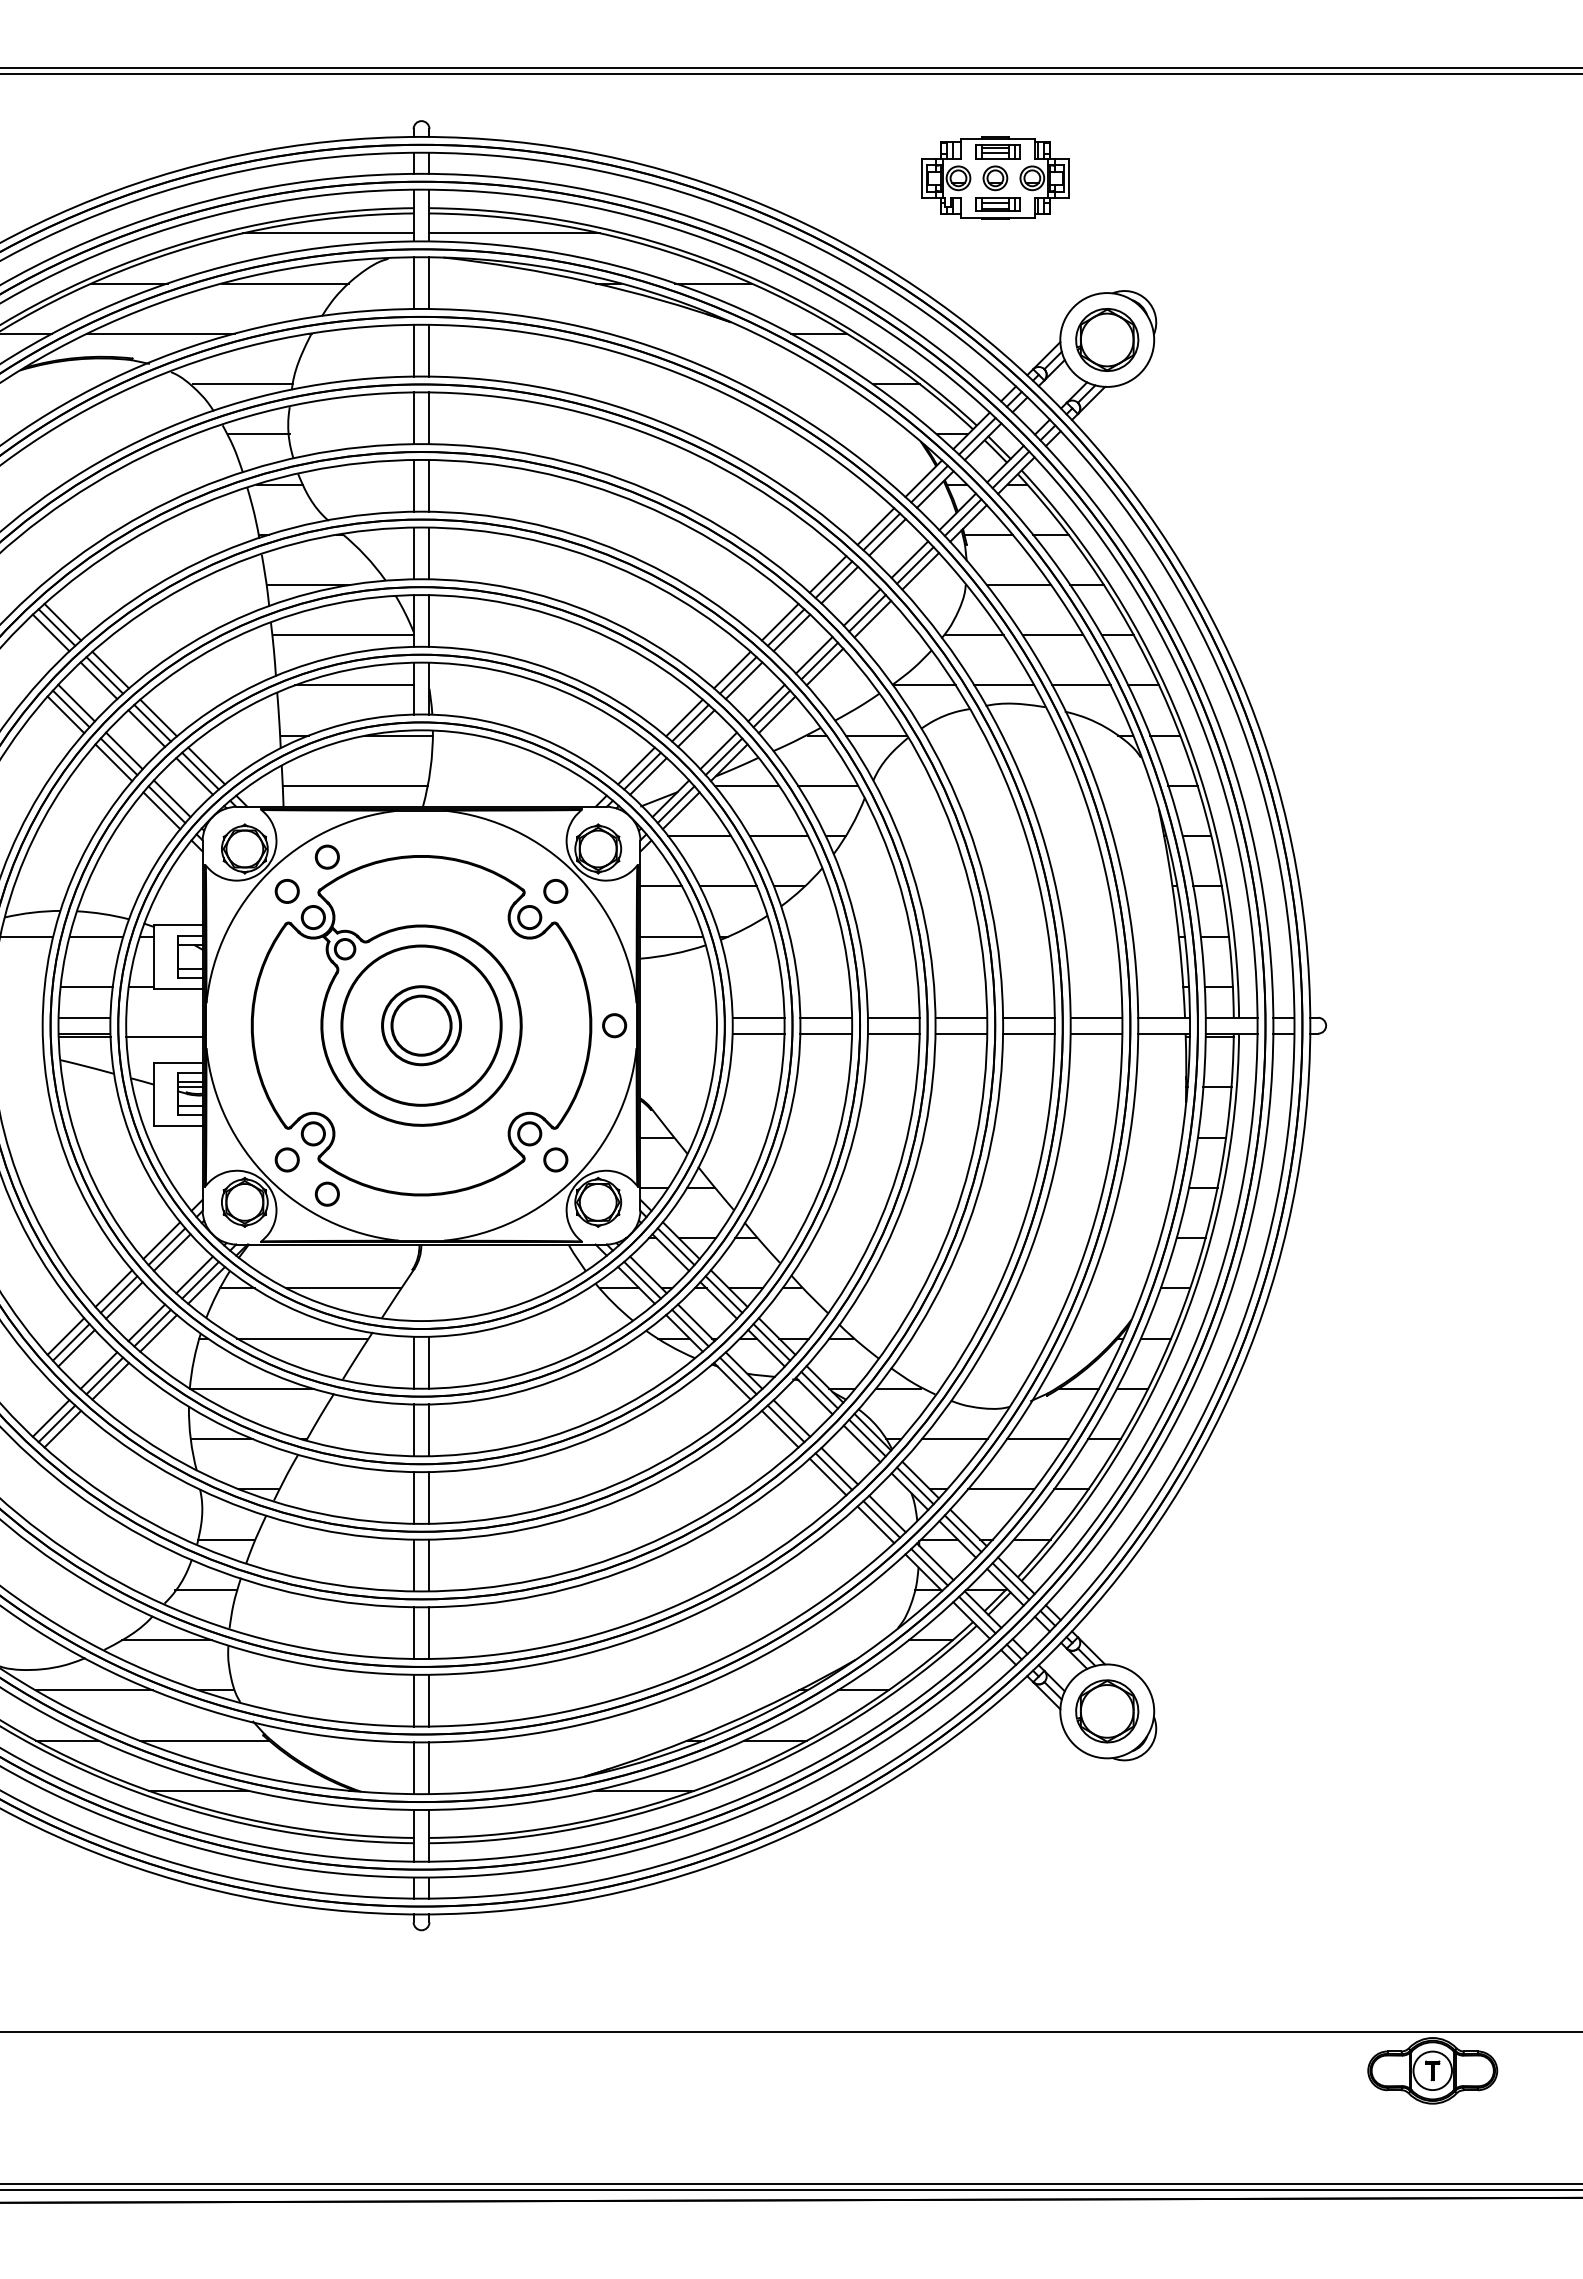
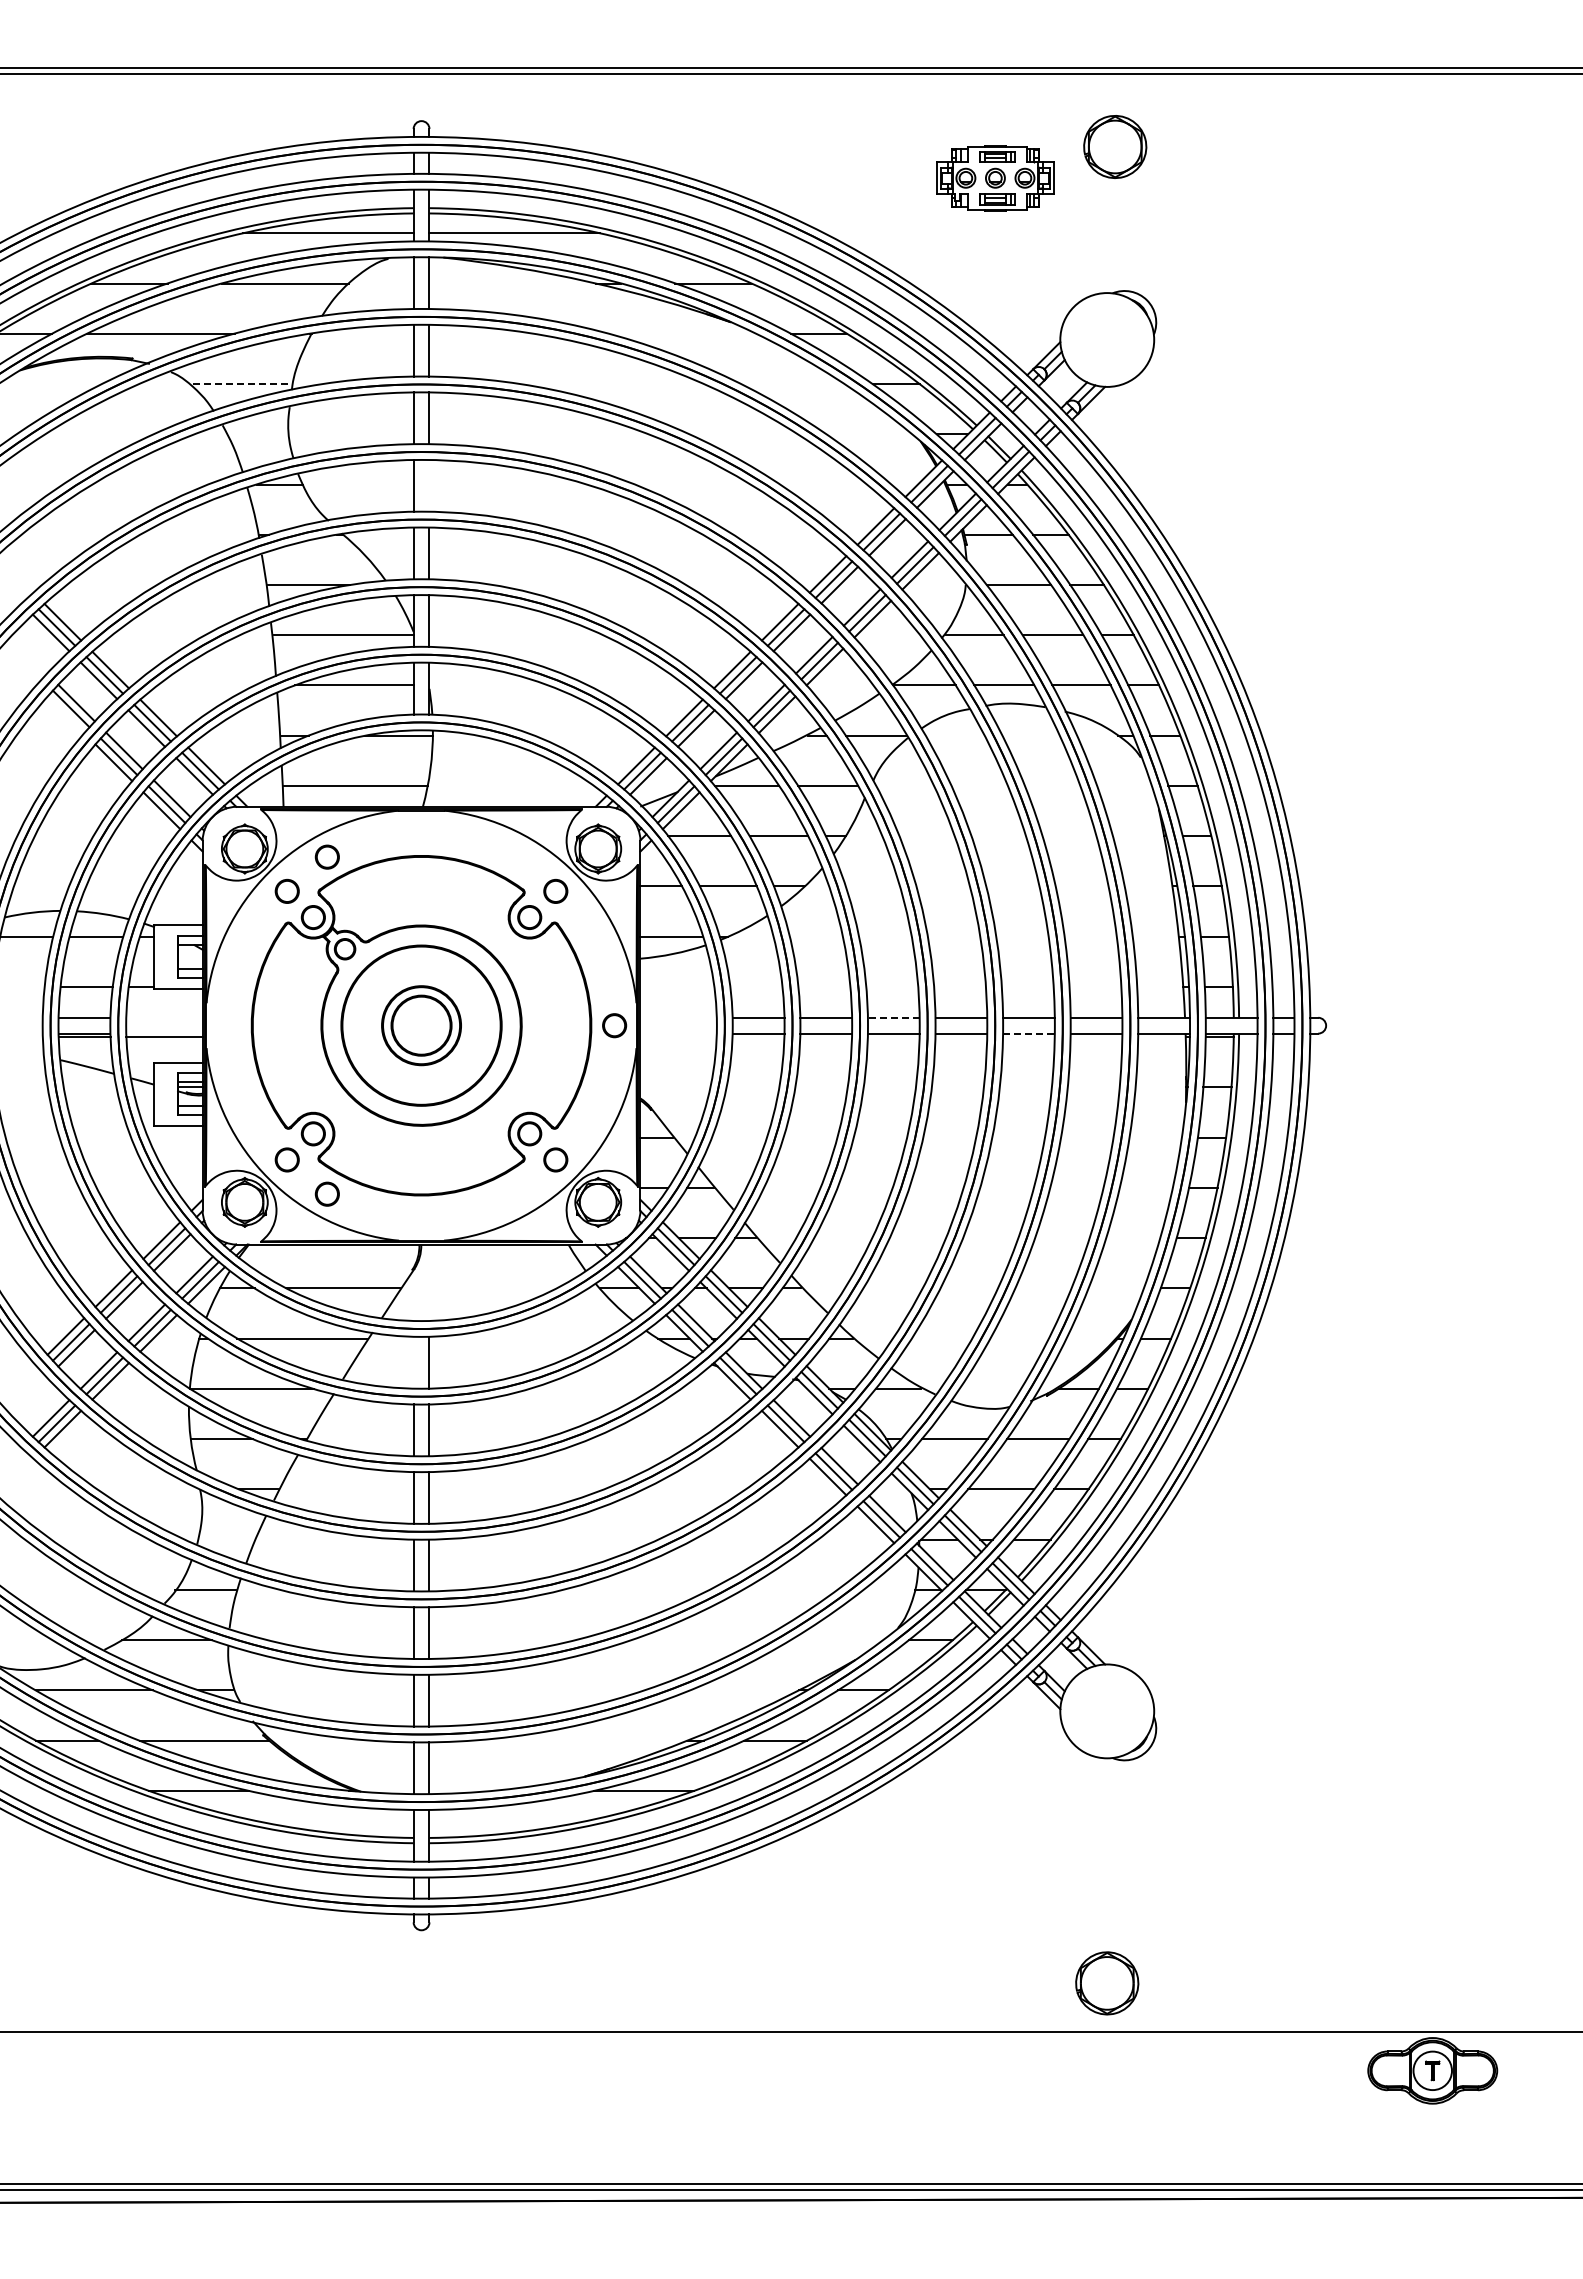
part size: 149x84 px -> 119x67 px (995, 178)
part position: (1107, 339) -> (1115, 146) (1115, 146)
line: solid -> dashed (243, 384)
line: present -> none (259, 434)
line: present -> none (429, 485)
line: present -> none (65, 714)
line: solid -> dashed (893, 1017)
line: solid -> dashed (1028, 1033)
line: present -> none (413, 1362)
line: present -> none (226, 1539)
part position: (1107, 1711) -> (1107, 1983) (1107, 1983)
